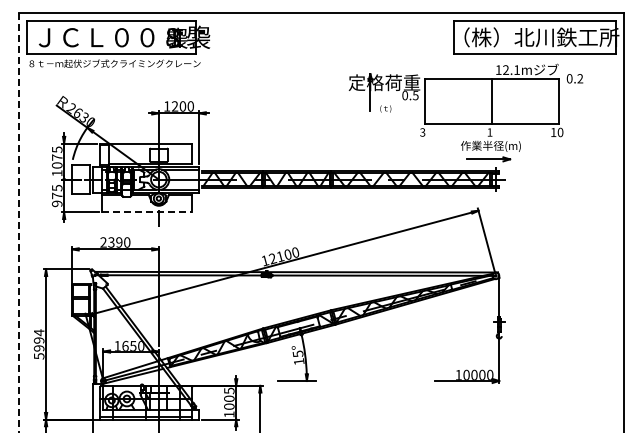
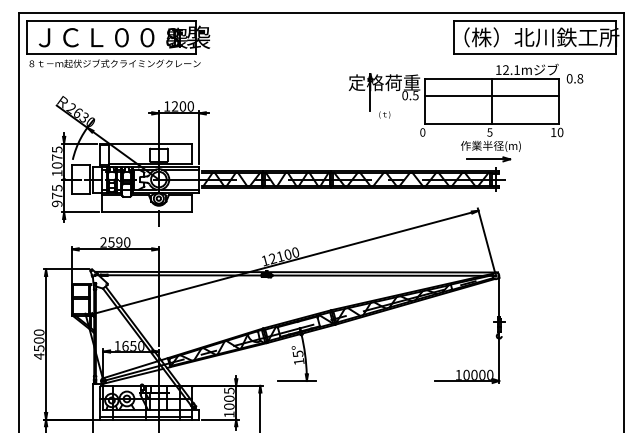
text: 0.2 -> 0.8 (580, 78)
line: none -> present (492, 95)
text position: (385, 108) -> (384, 114) (384, 114)
text: 3 -> 0 (422, 132)
text: 1 -> 5 (489, 132)
line: dashed -> solid (147, 212)
line: dashed -> solid (19, 222)
text: 2390 -> 2590 (111, 241)
text: 5994 -> 4500 (38, 344)
